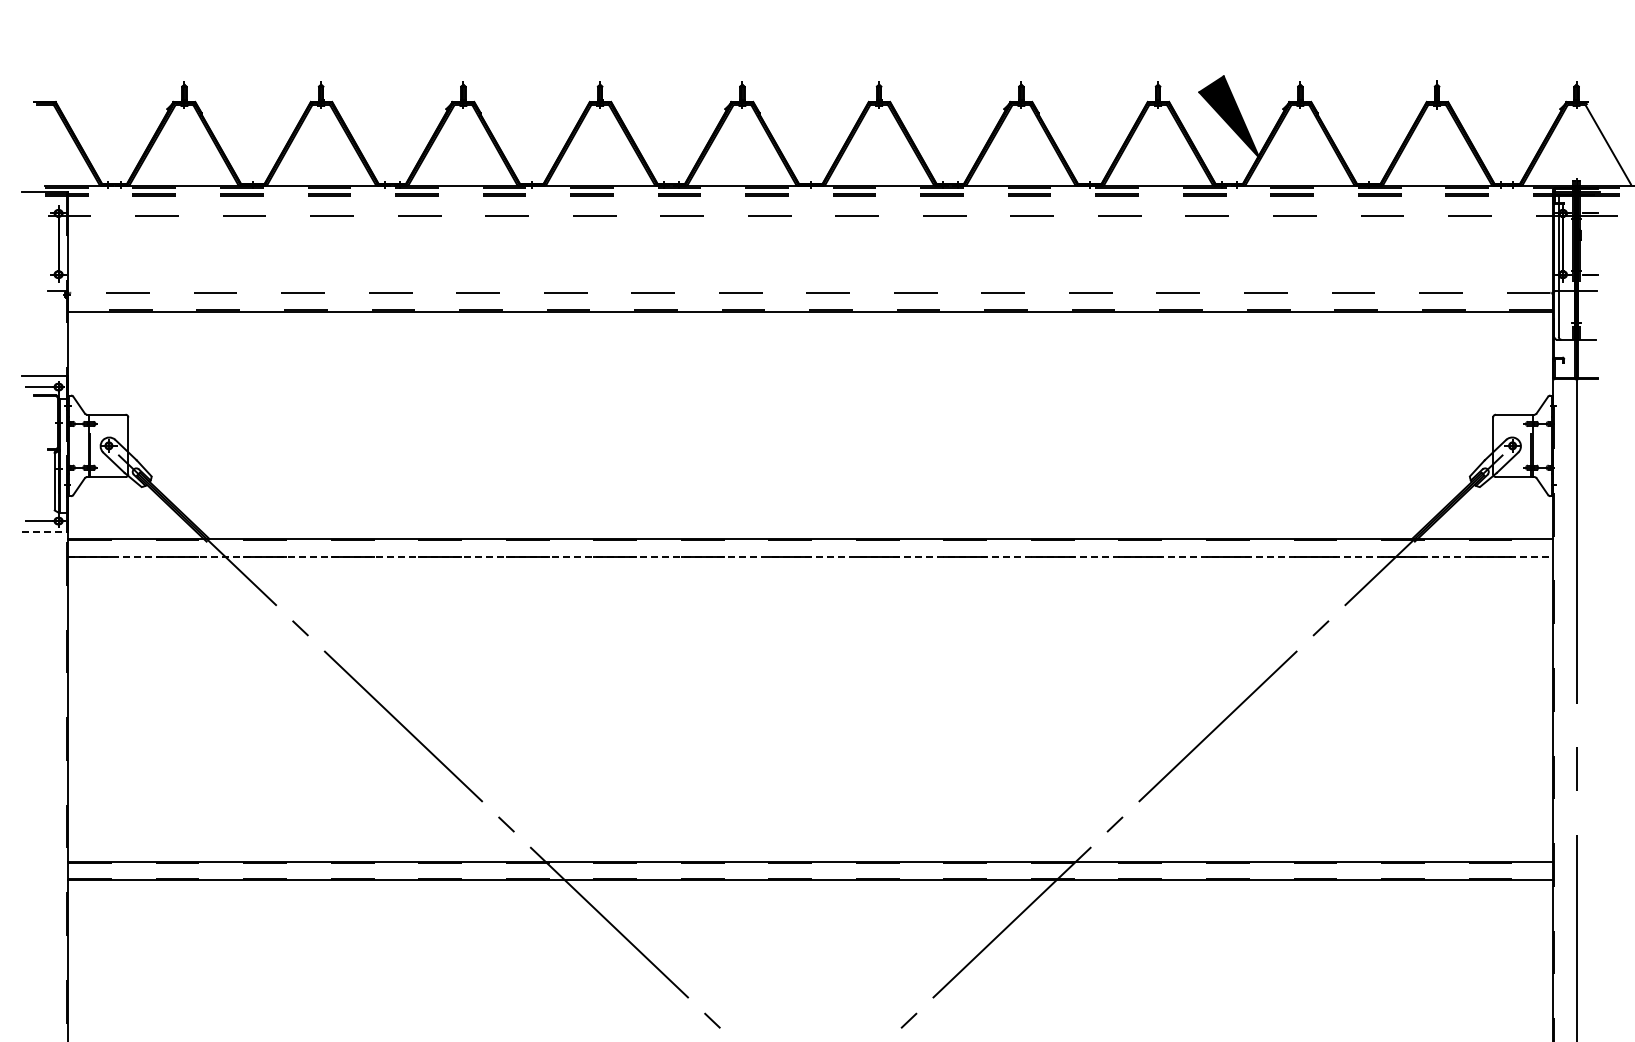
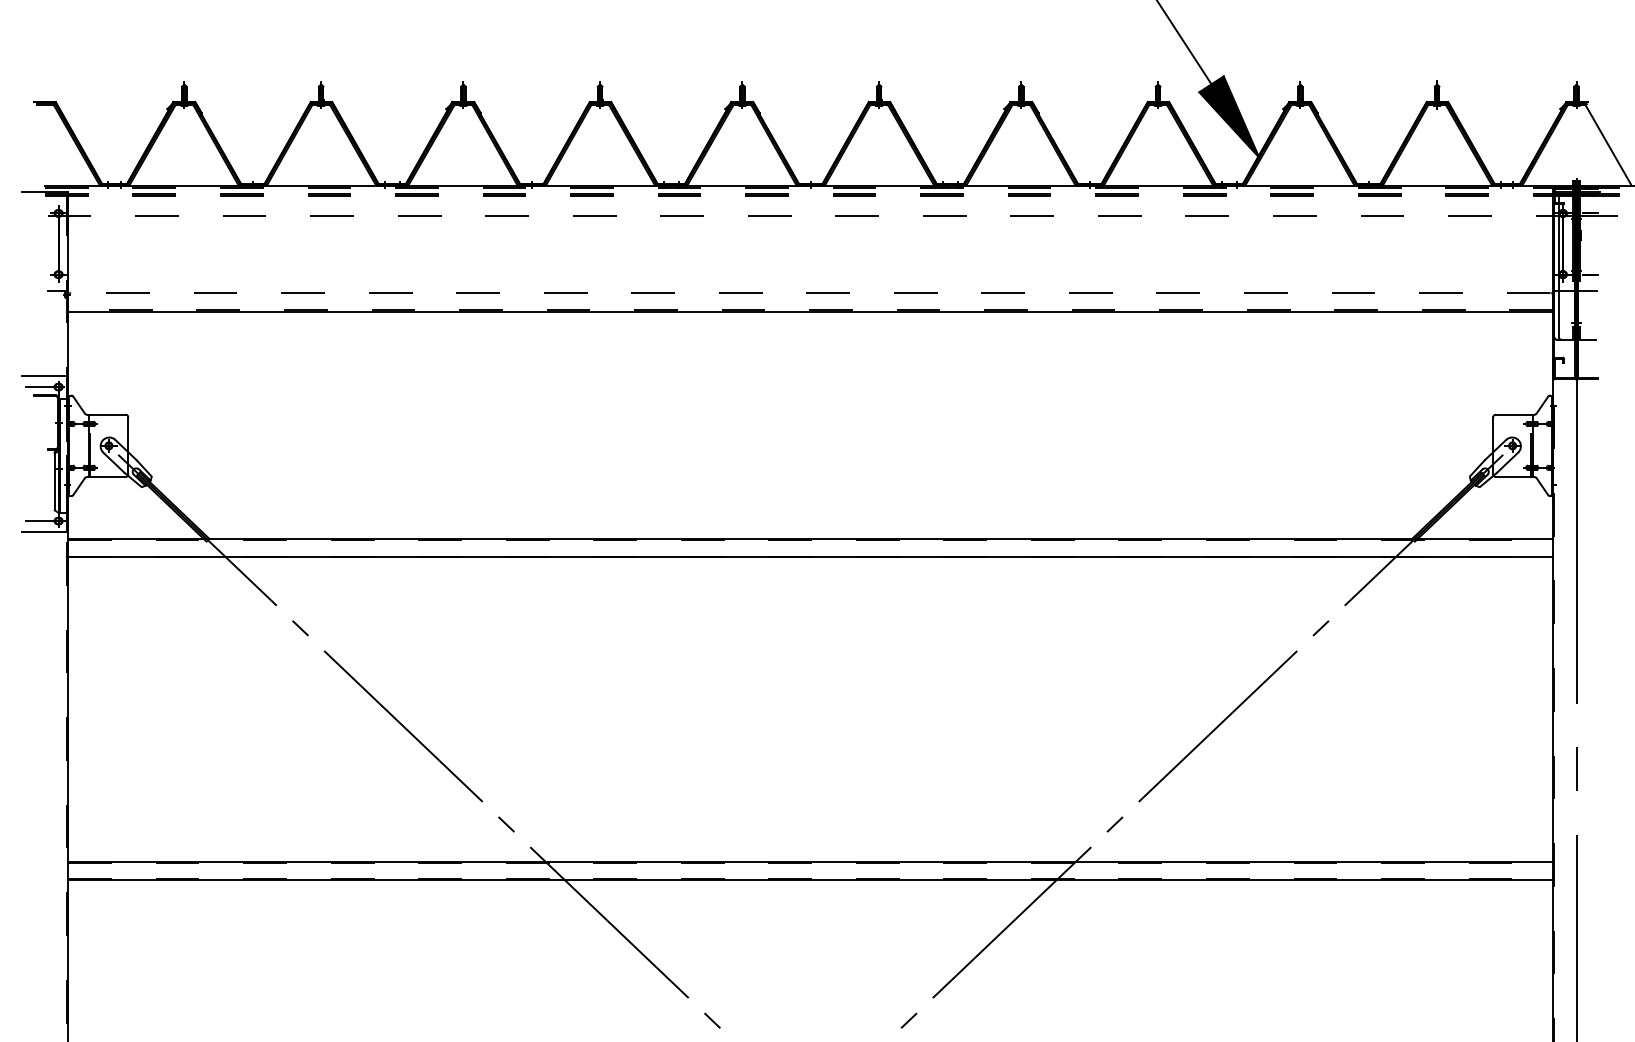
line: none -> present (1184, 43)
line: dashed -> solid (45, 532)
line: dashed -> solid (810, 557)
